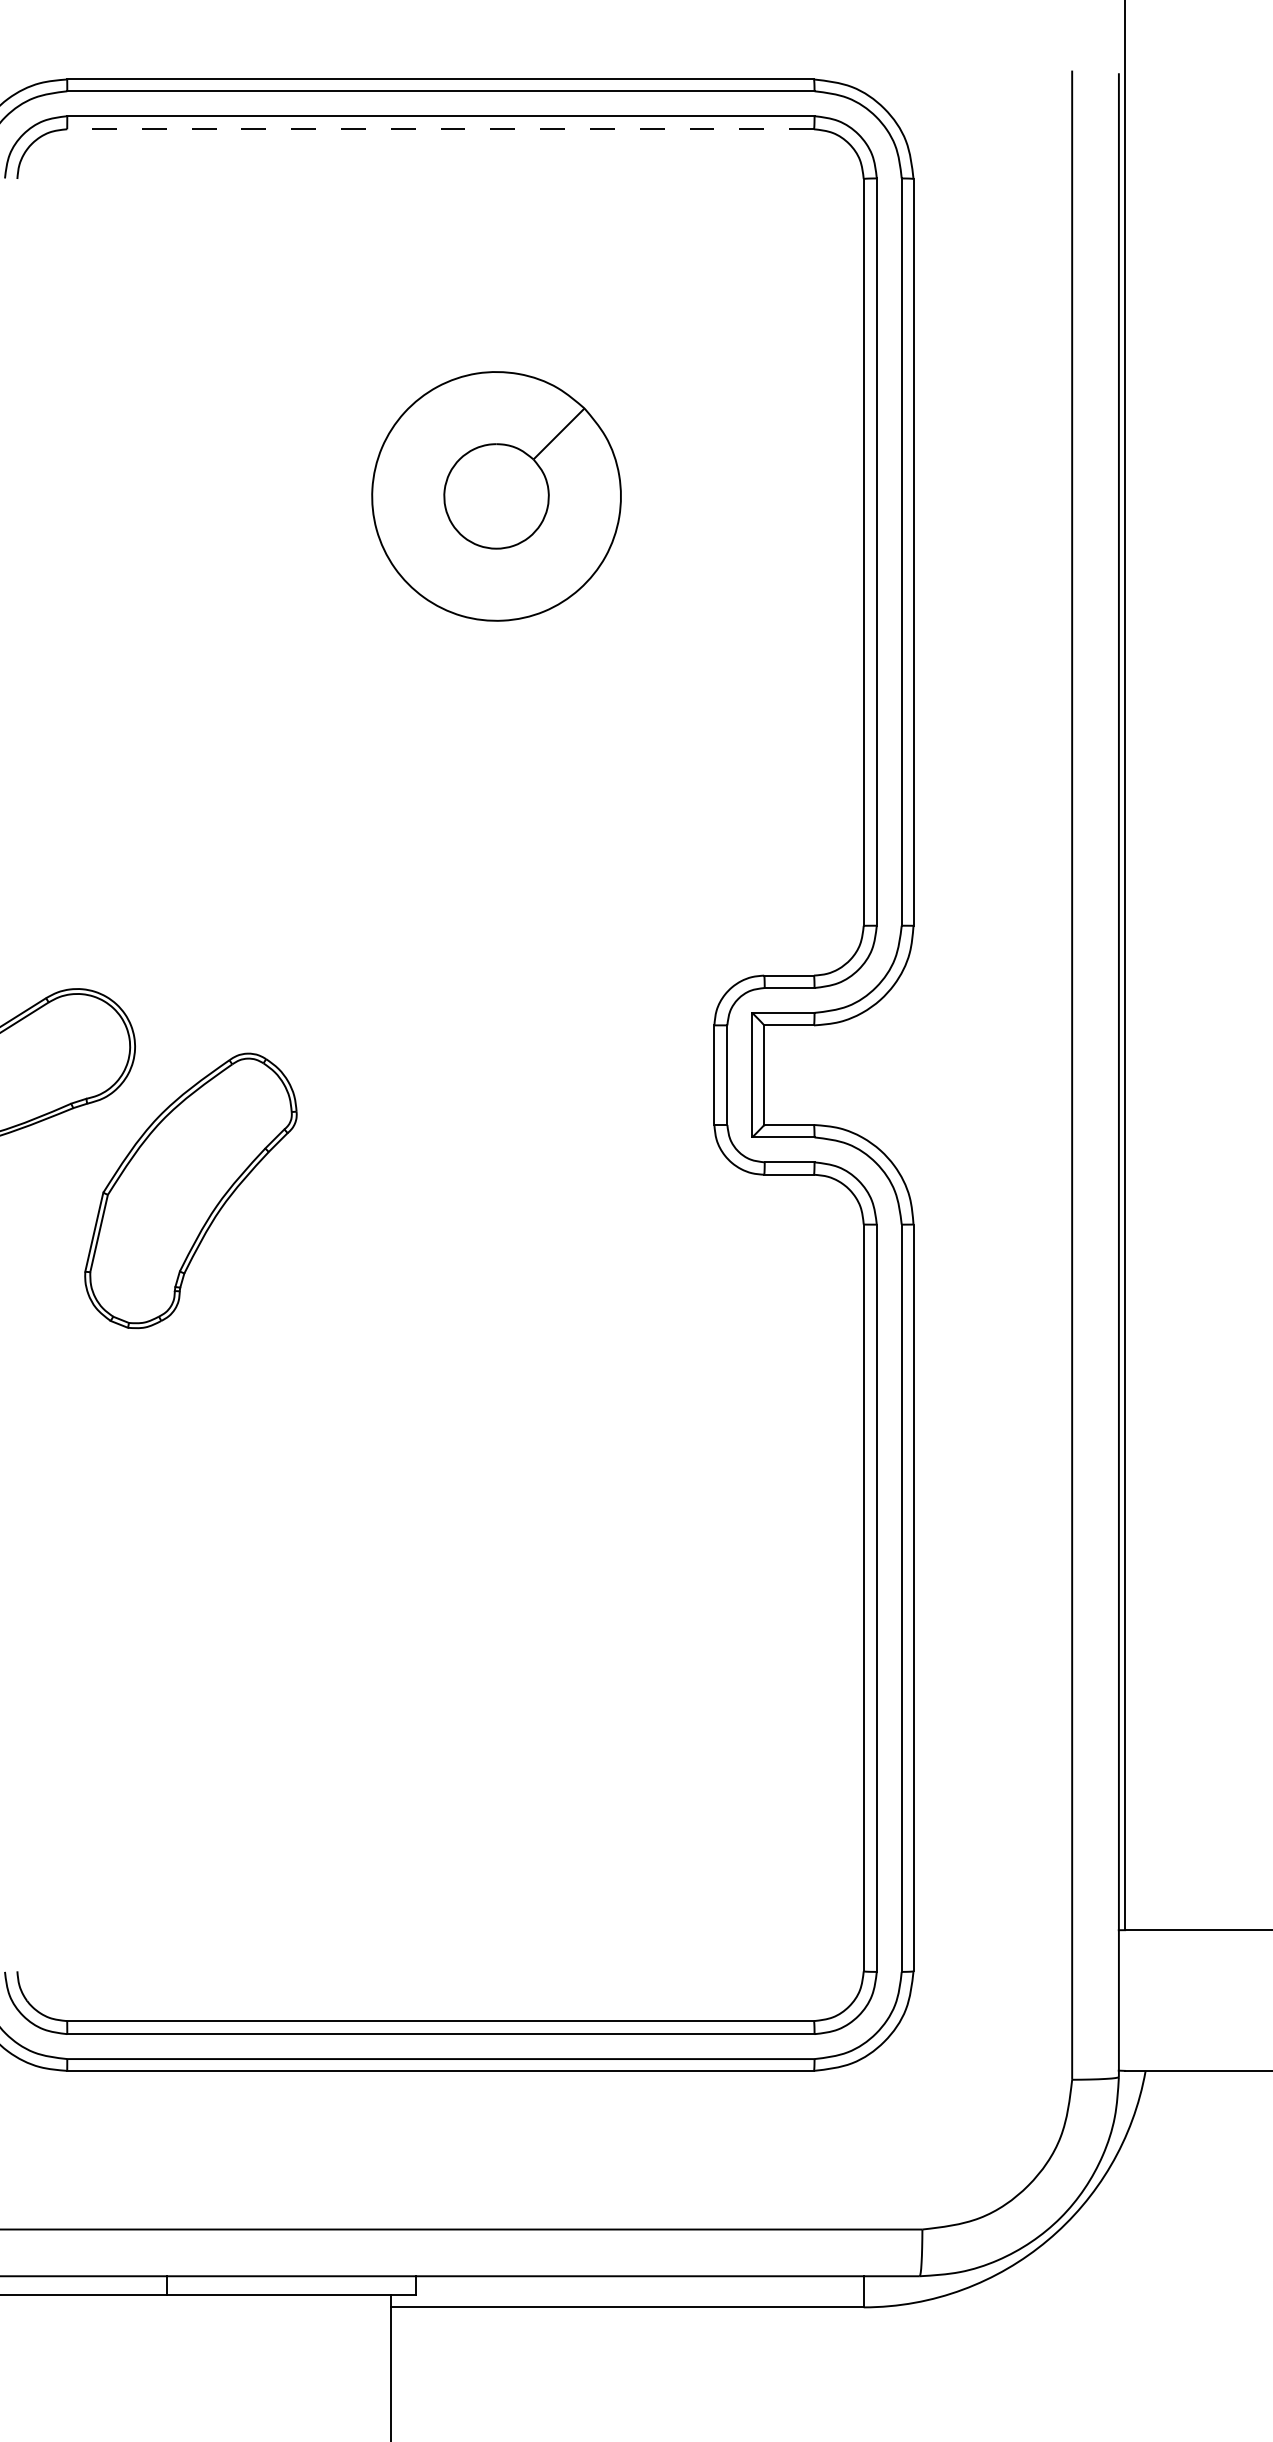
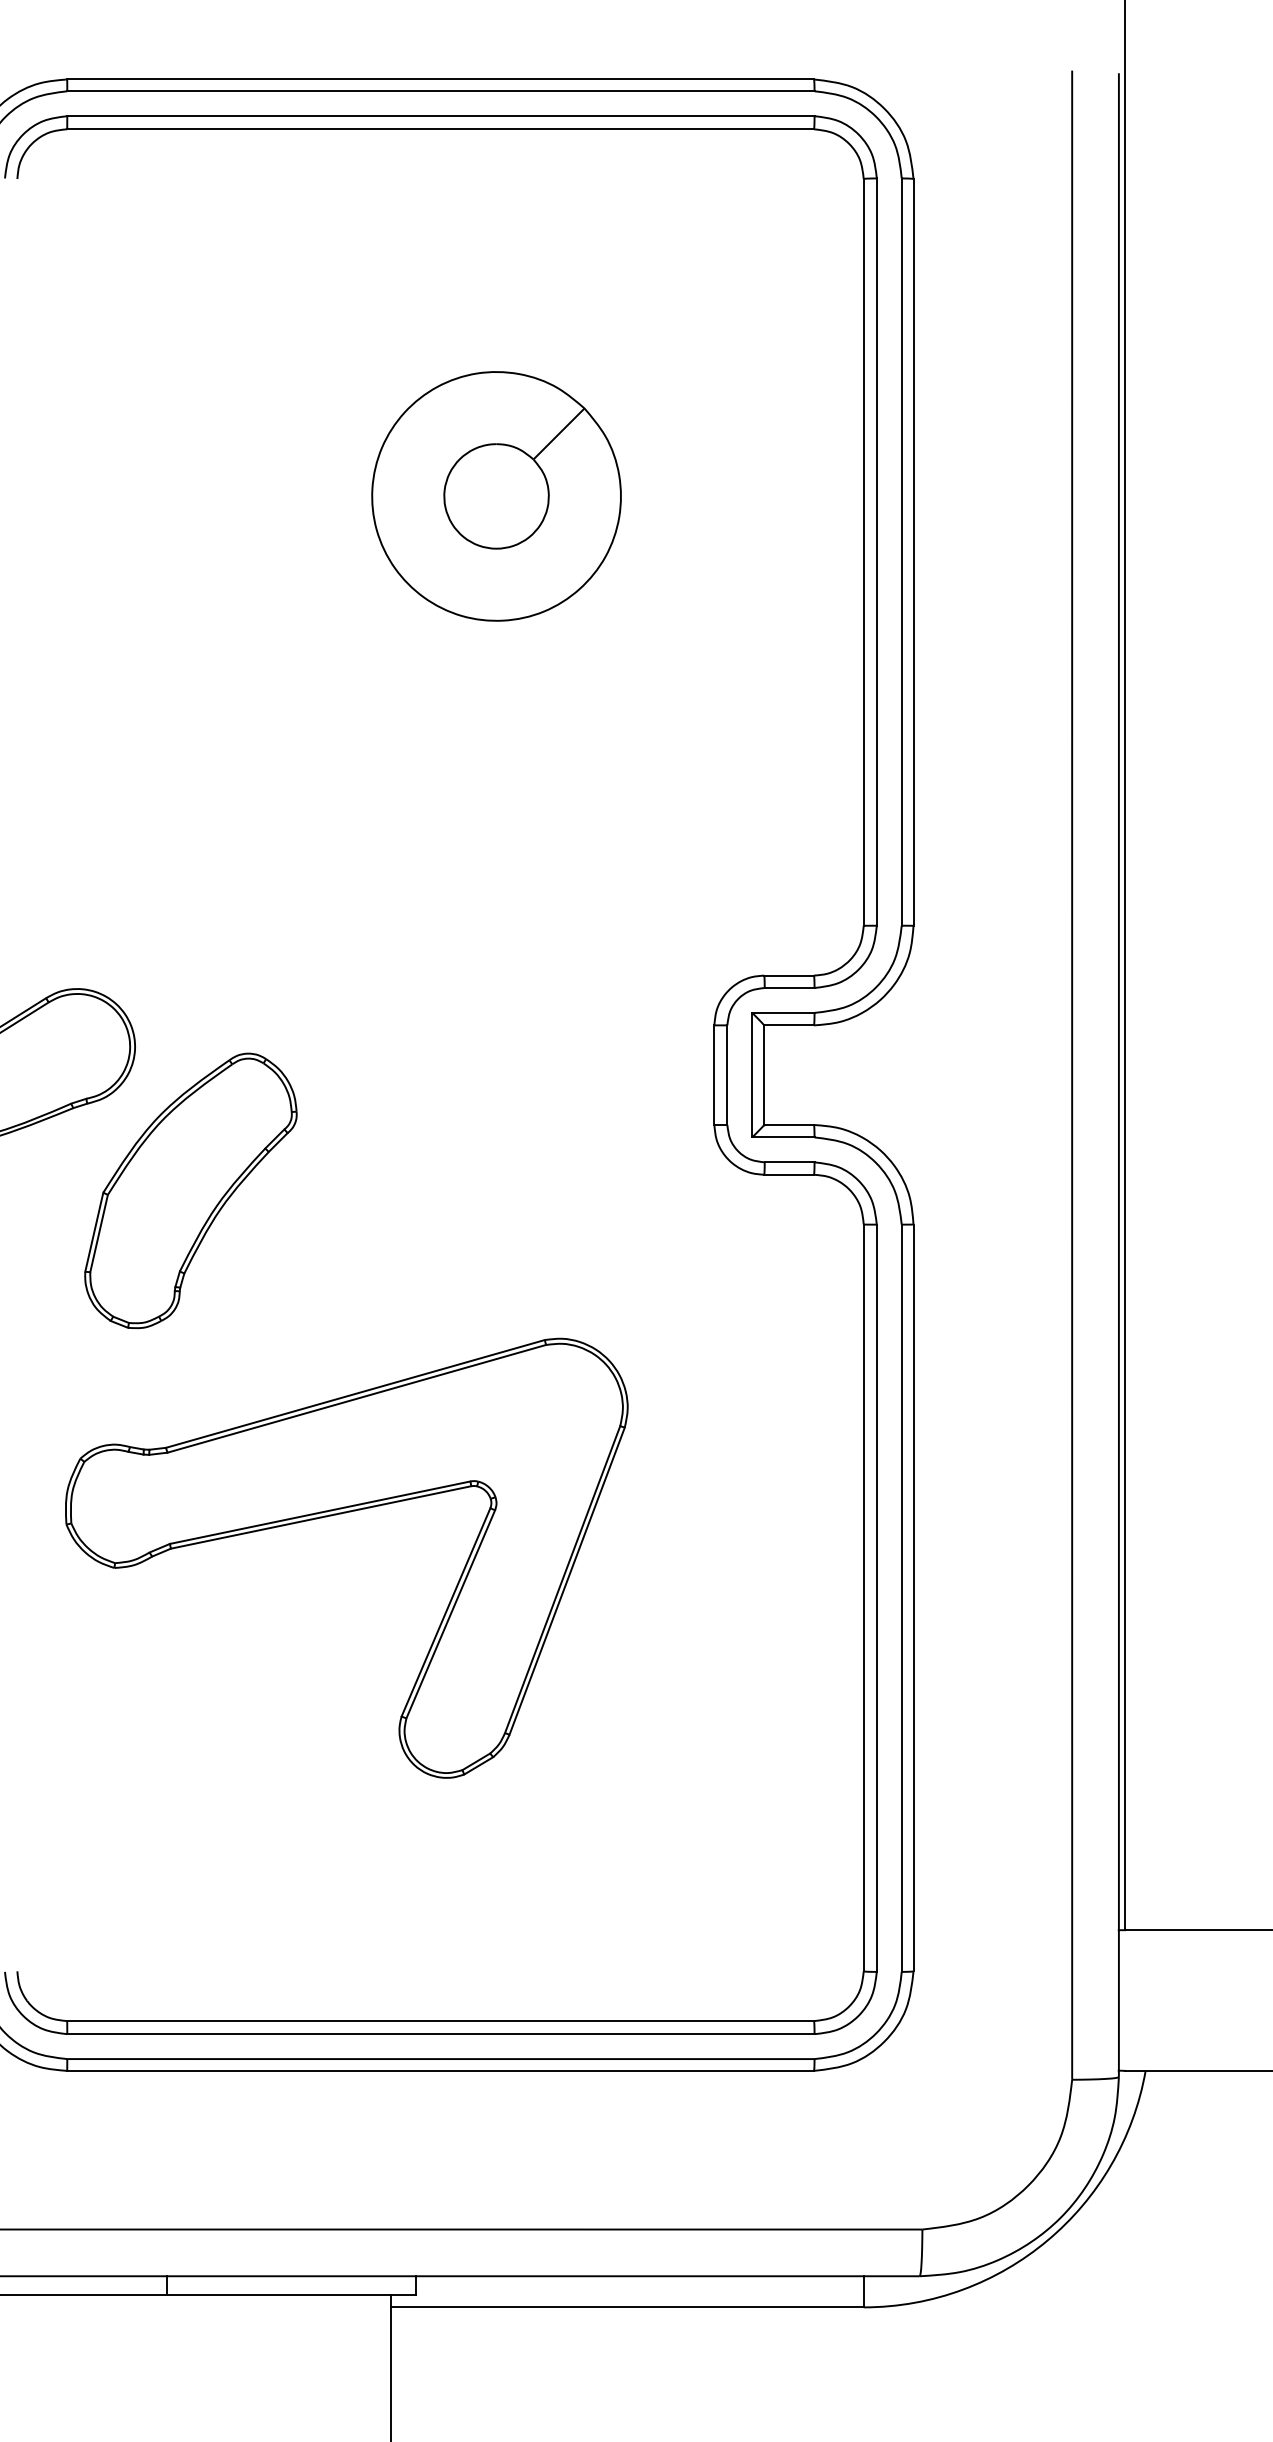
line: dashed -> solid (440, 129)
part: none -> present (336, 1515)
